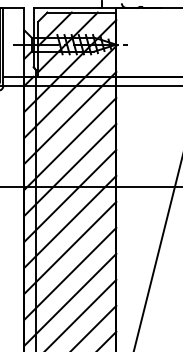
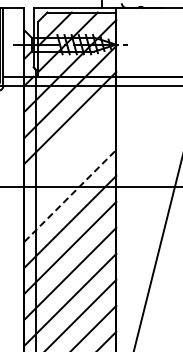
line: present -> none (70, 143)
line: present -> none (70, 169)
line: solid -> dashed (70, 195)
